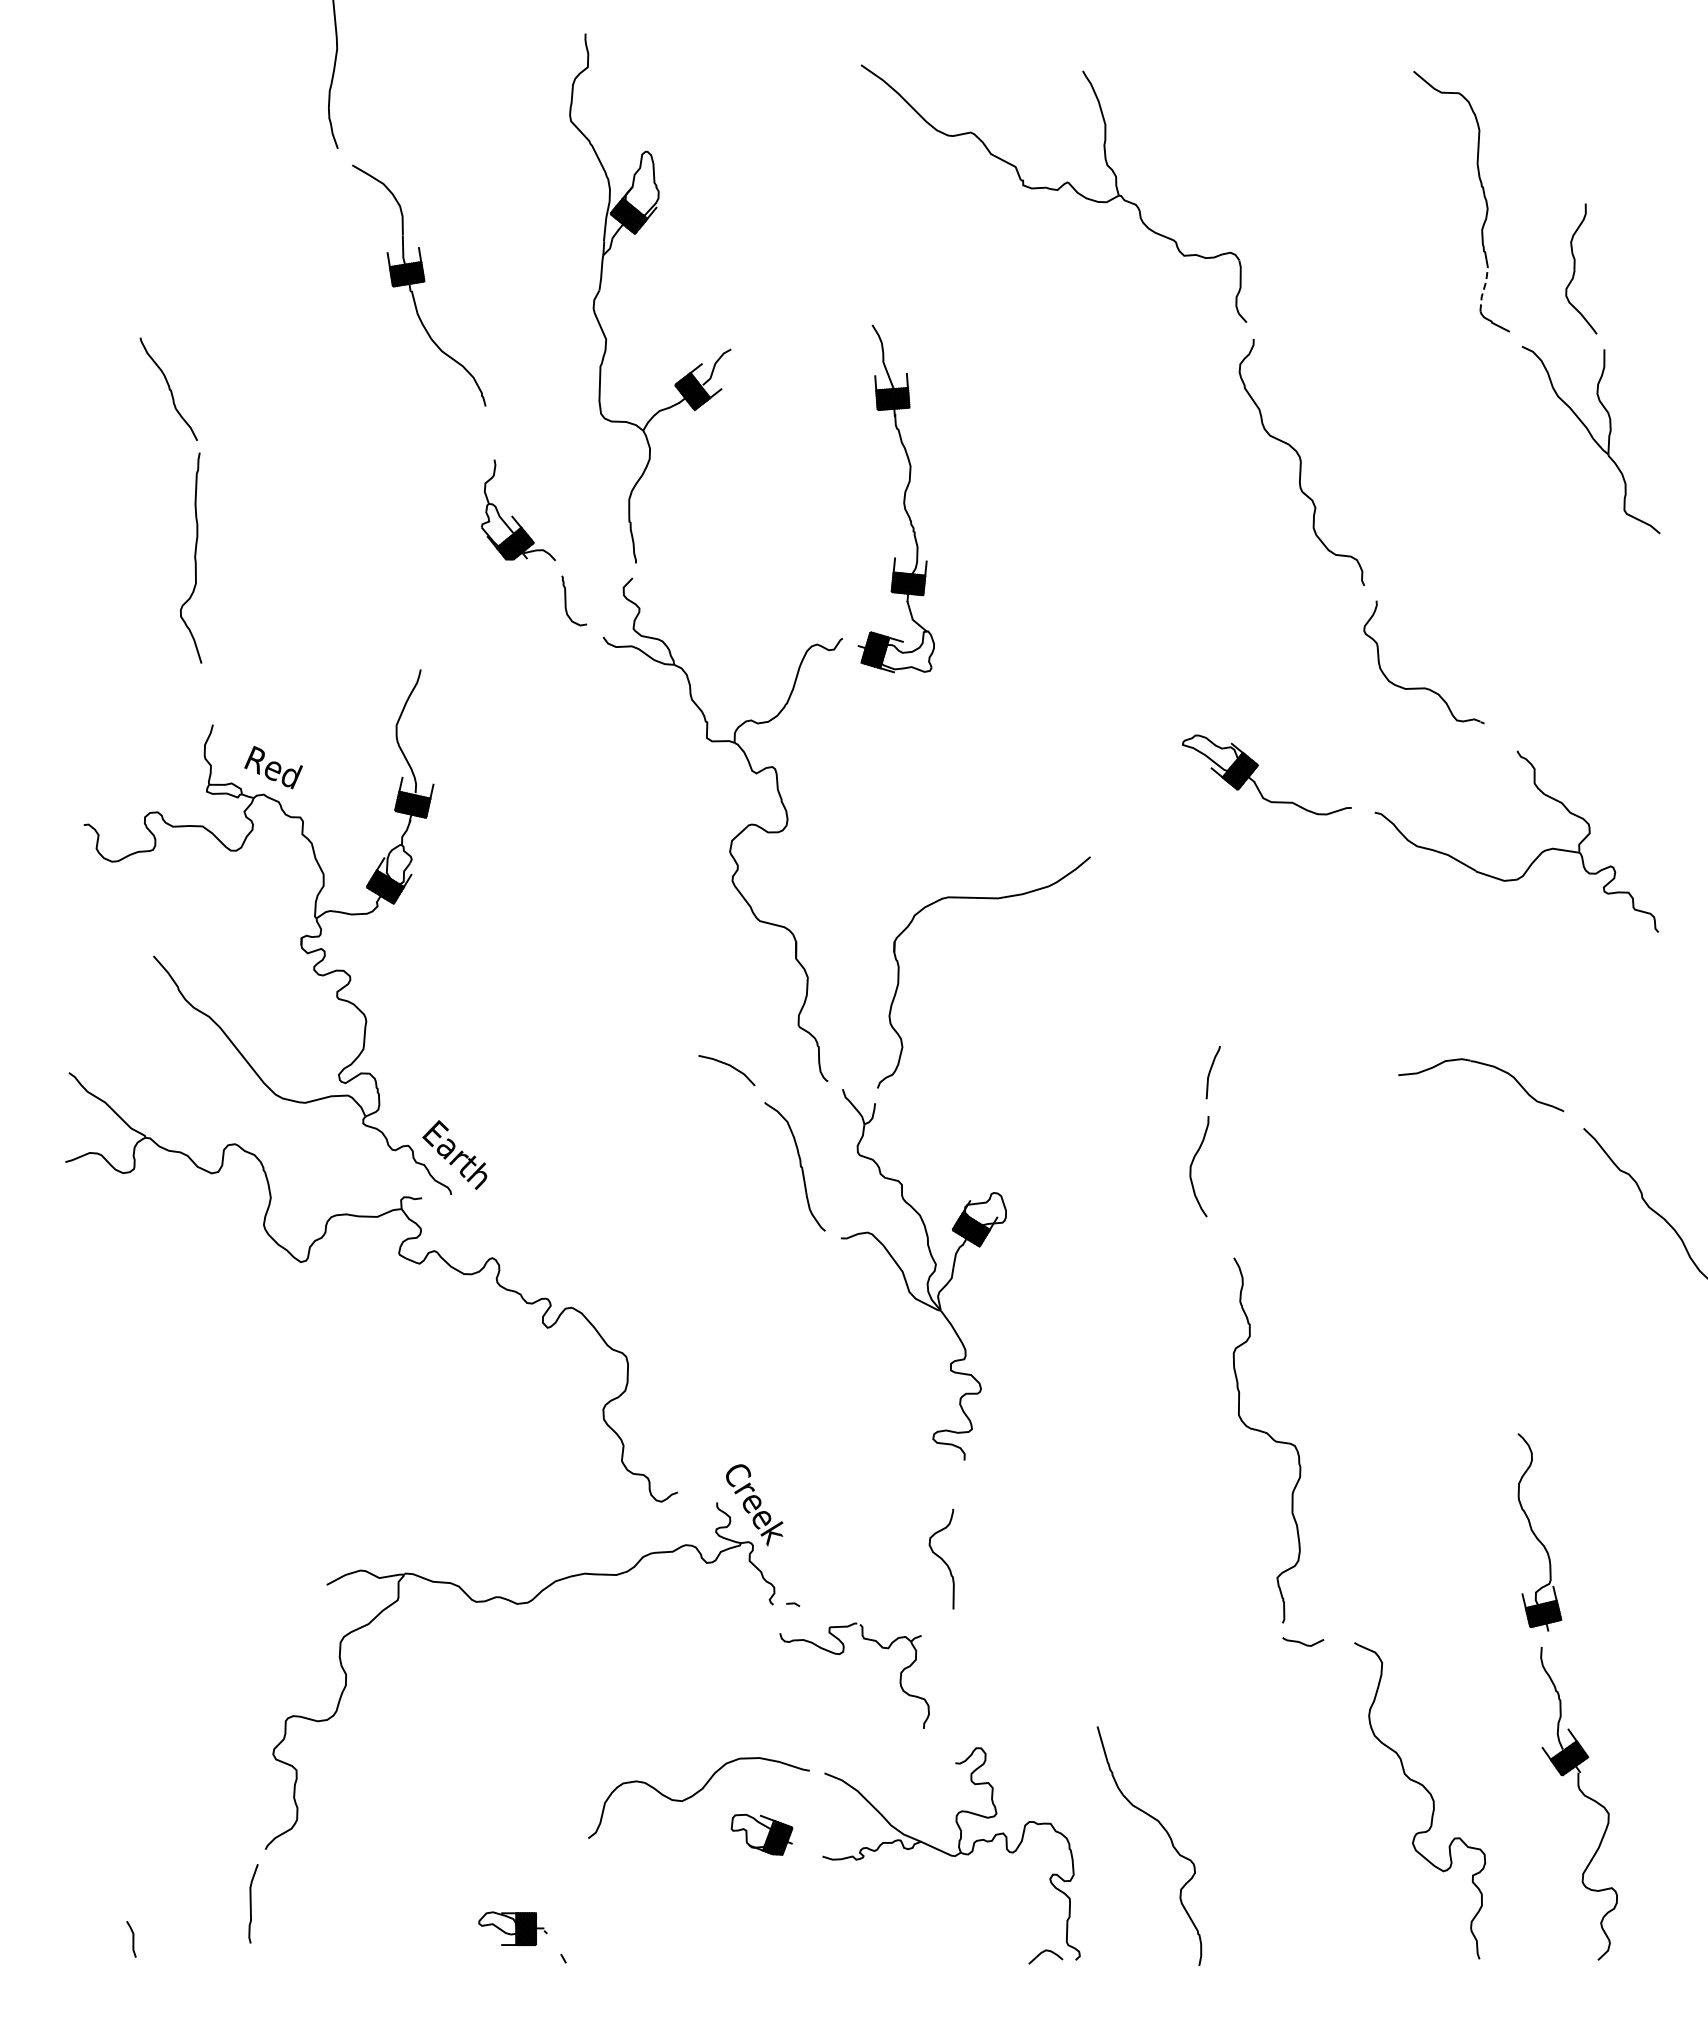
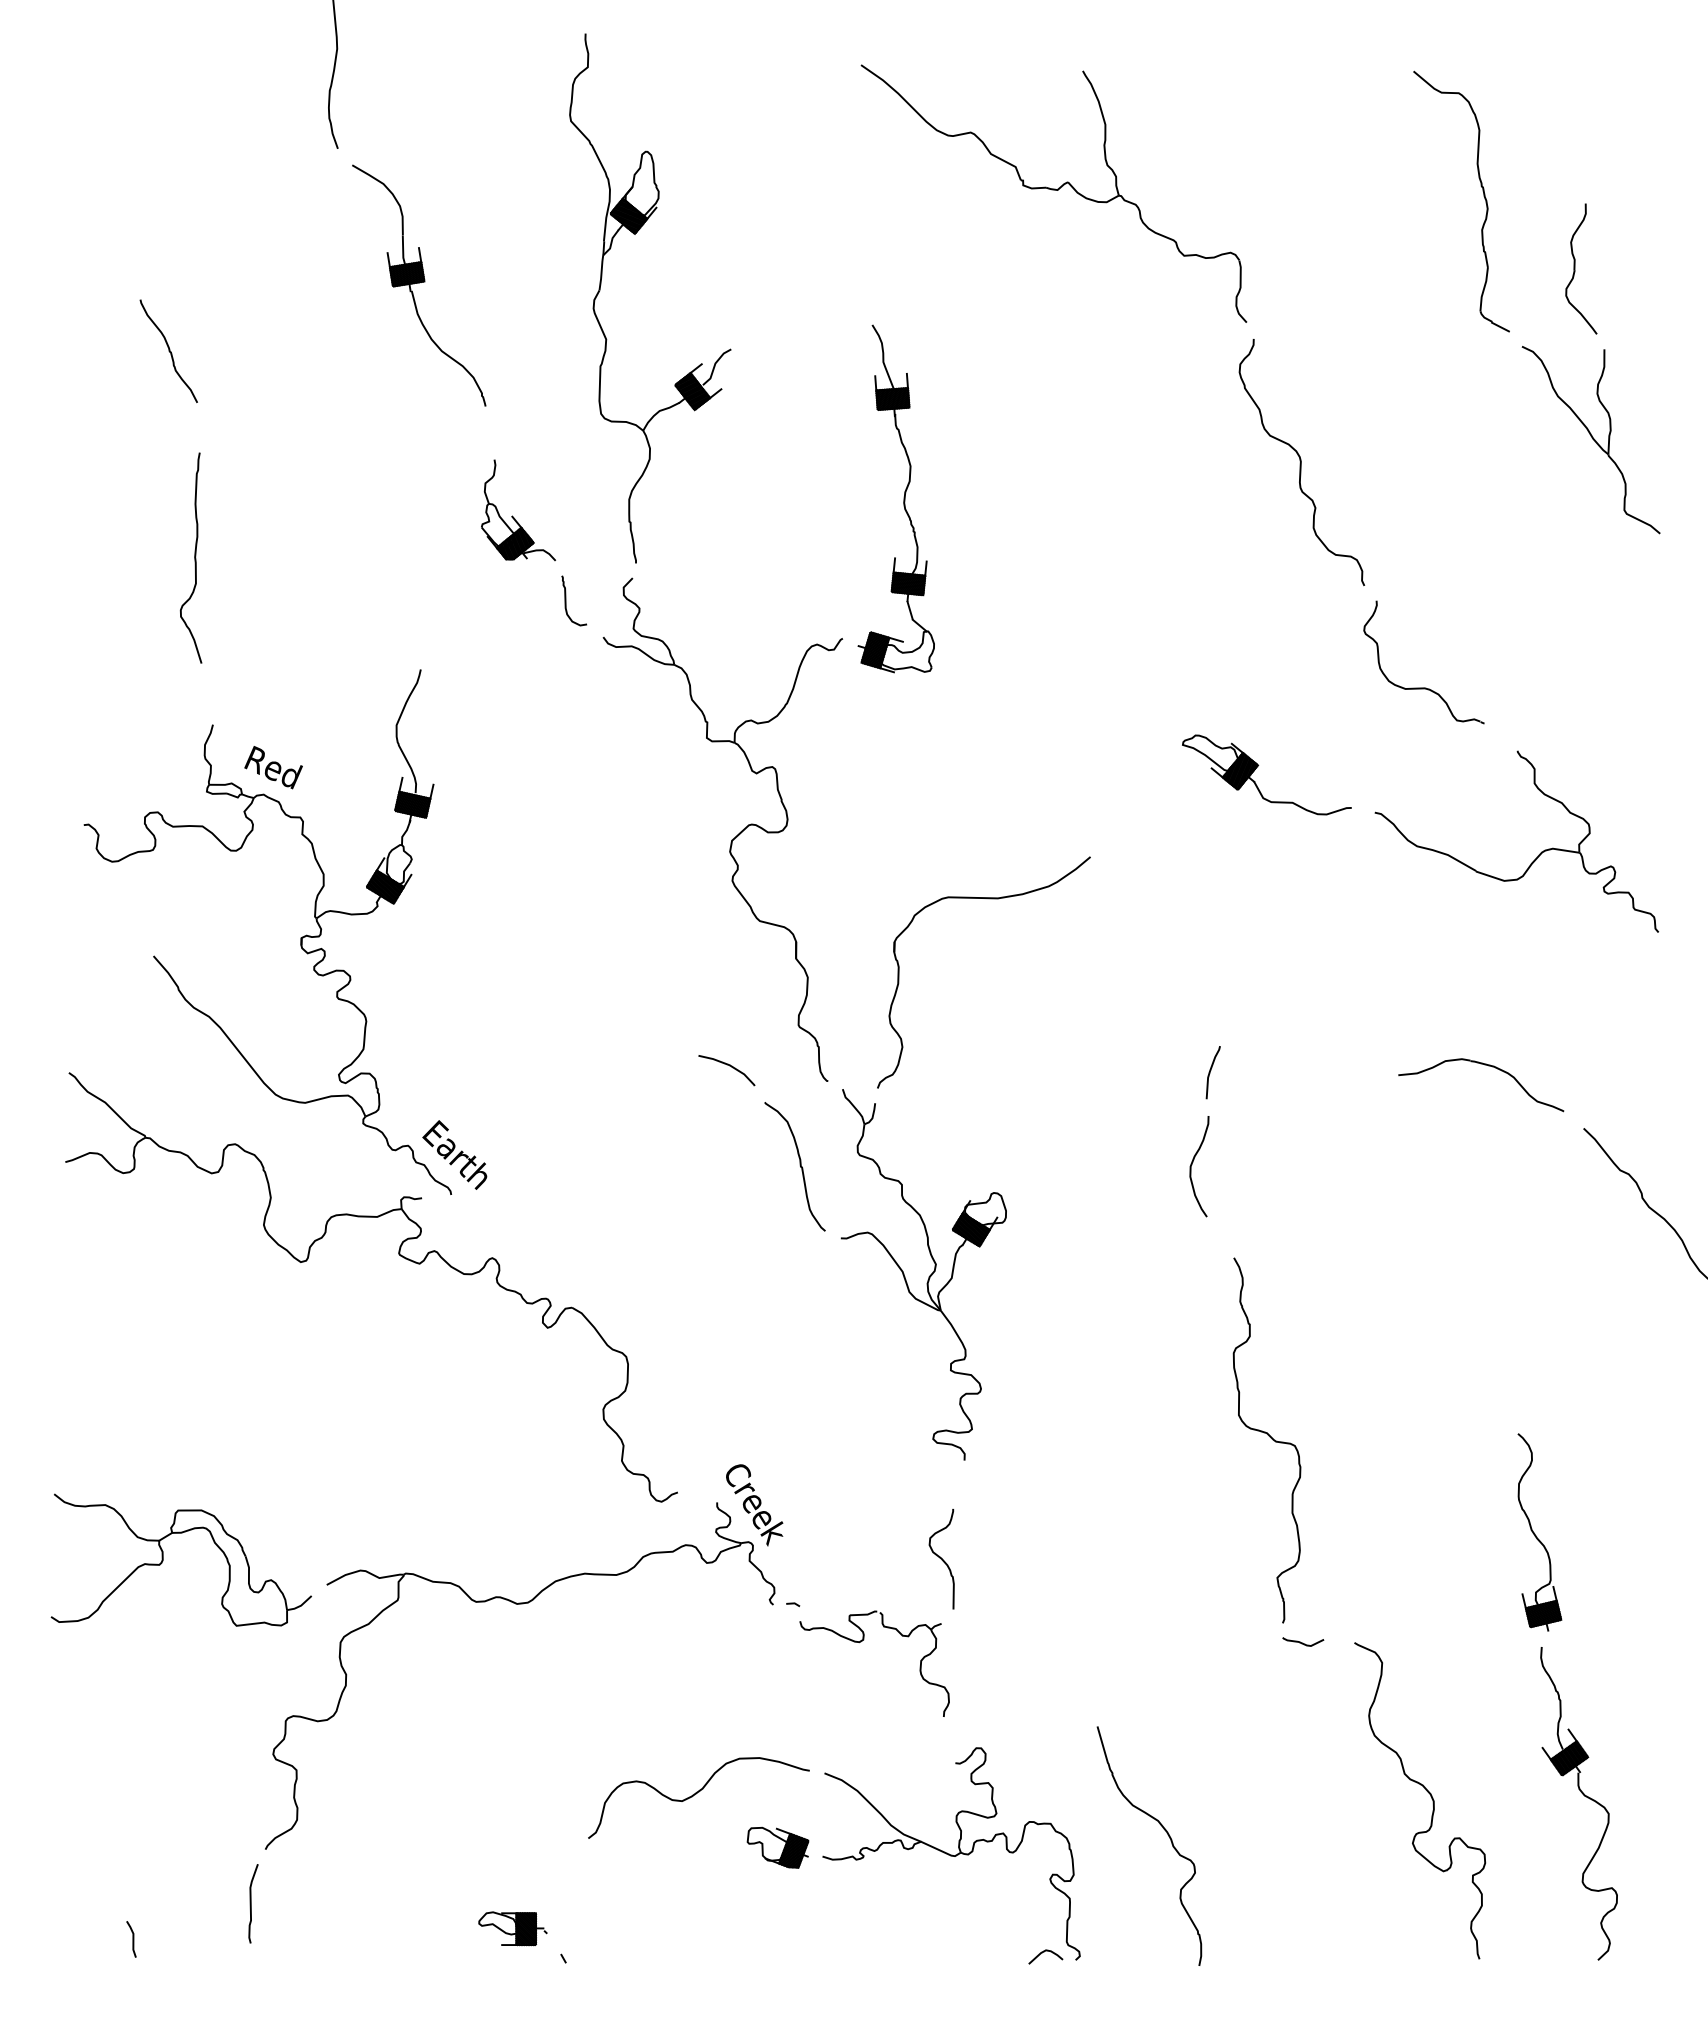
line: dashed -> solid (1483, 289)
curve position: (168, 388) -> (168, 350) (168, 350)
part: none -> present (163, 1559)
part position: (839, 1655) -> (859, 1643) (859, 1643)
part position: (761, 1834) -> (777, 1847) (777, 1847)
